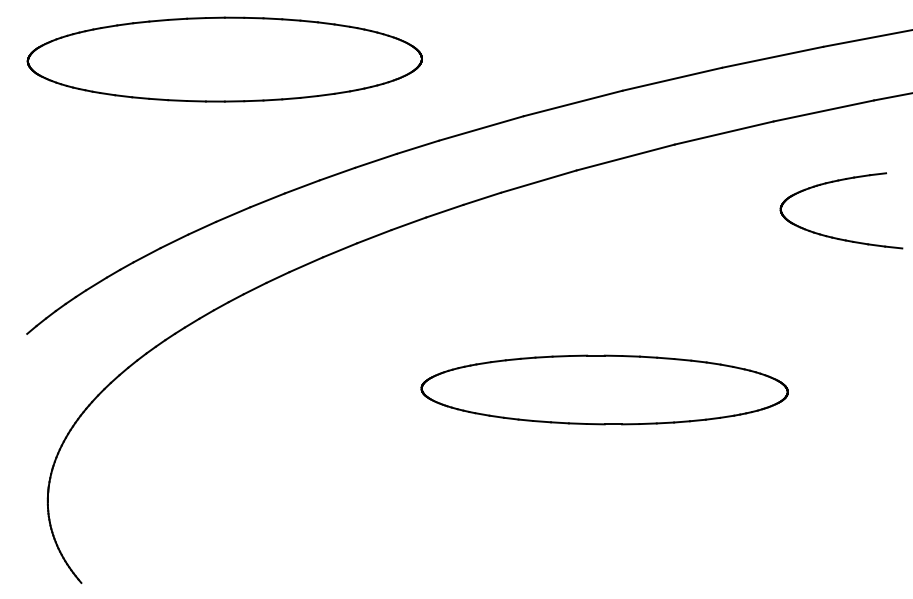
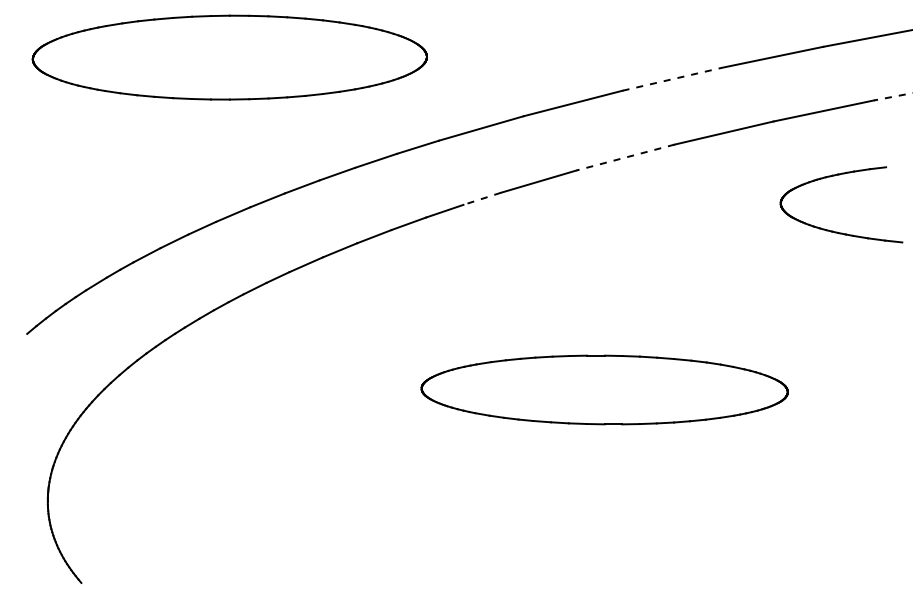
part position: (224, 59) -> (229, 57) (229, 57)
line: solid -> dashed (672, 79)
line: solid -> dashed (892, 96)
line: solid -> dashed (625, 157)
line: solid -> dashed (482, 198)
part position: (833, 236) -> (833, 230) (833, 230)
